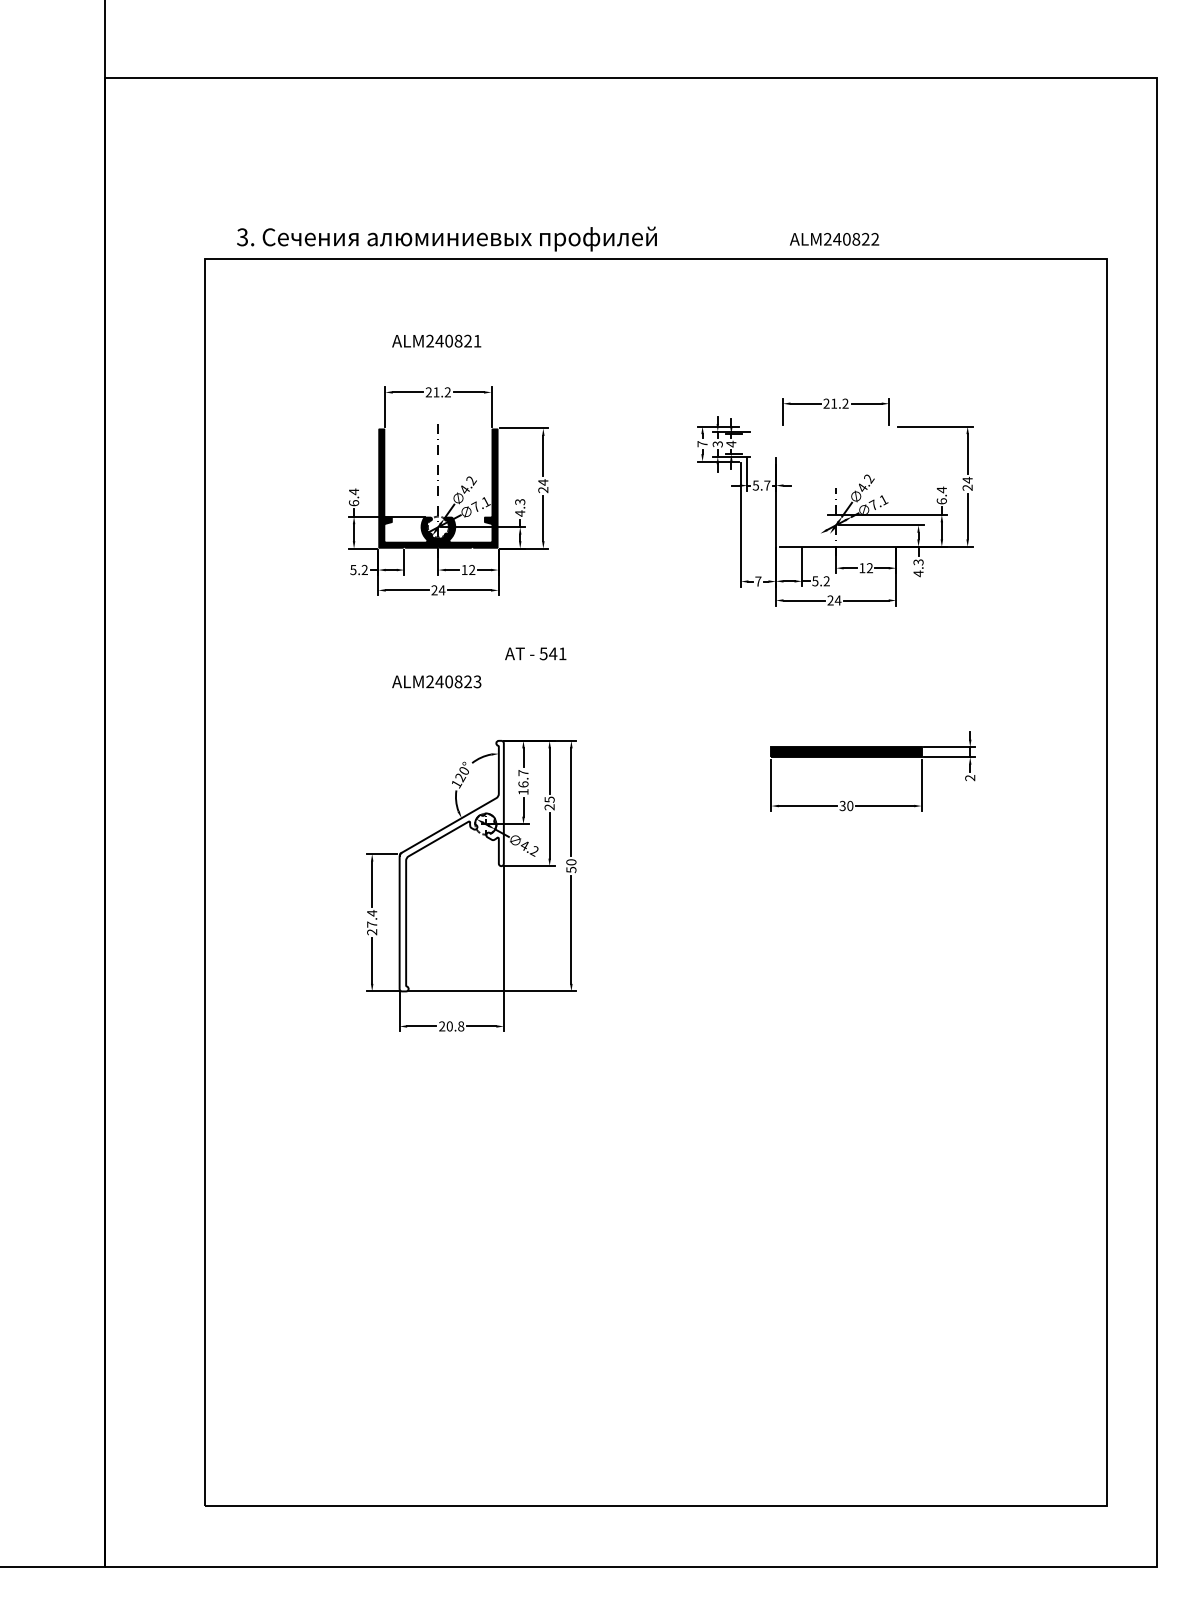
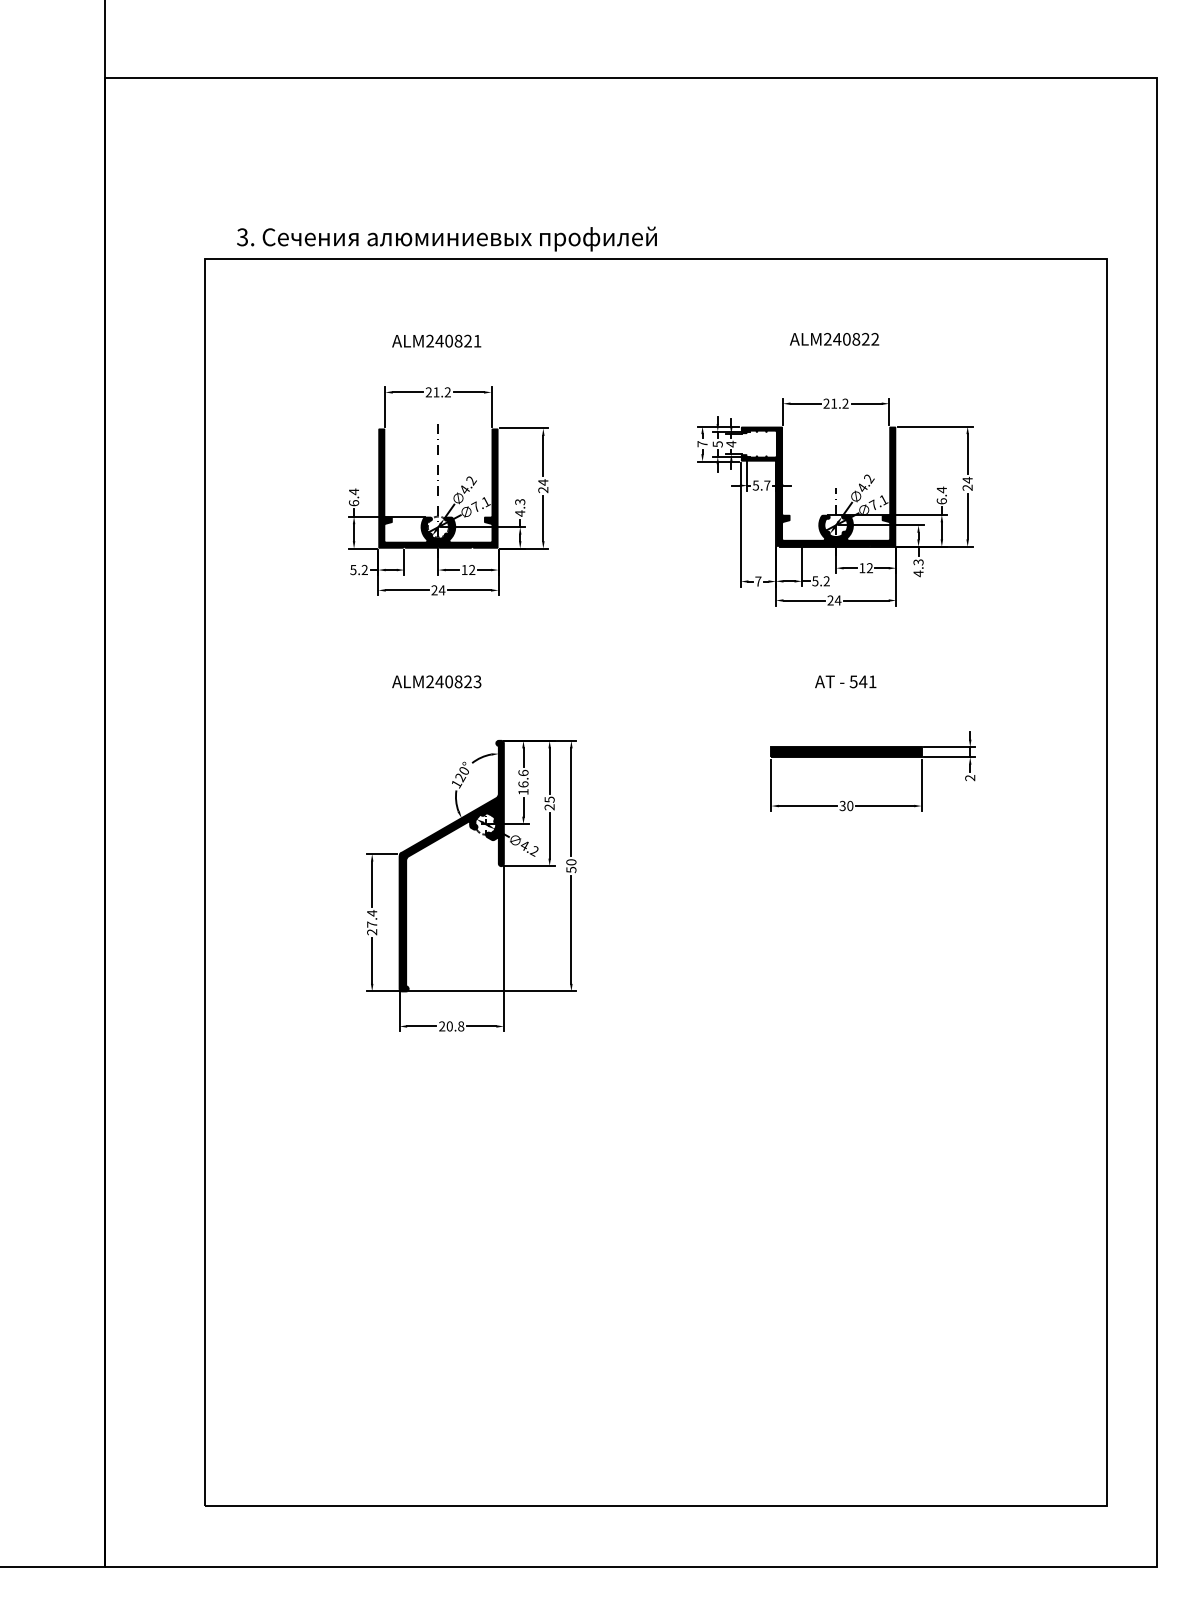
text position: (834, 239) -> (834, 339) (834, 339)
text: 3 -> 5 (717, 443)
fill: none -> present (818, 486)
text position: (535, 653) -> (845, 681) (845, 681)
text: 16.7 -> 16.6 (523, 772)
fill: none -> present (451, 865)
